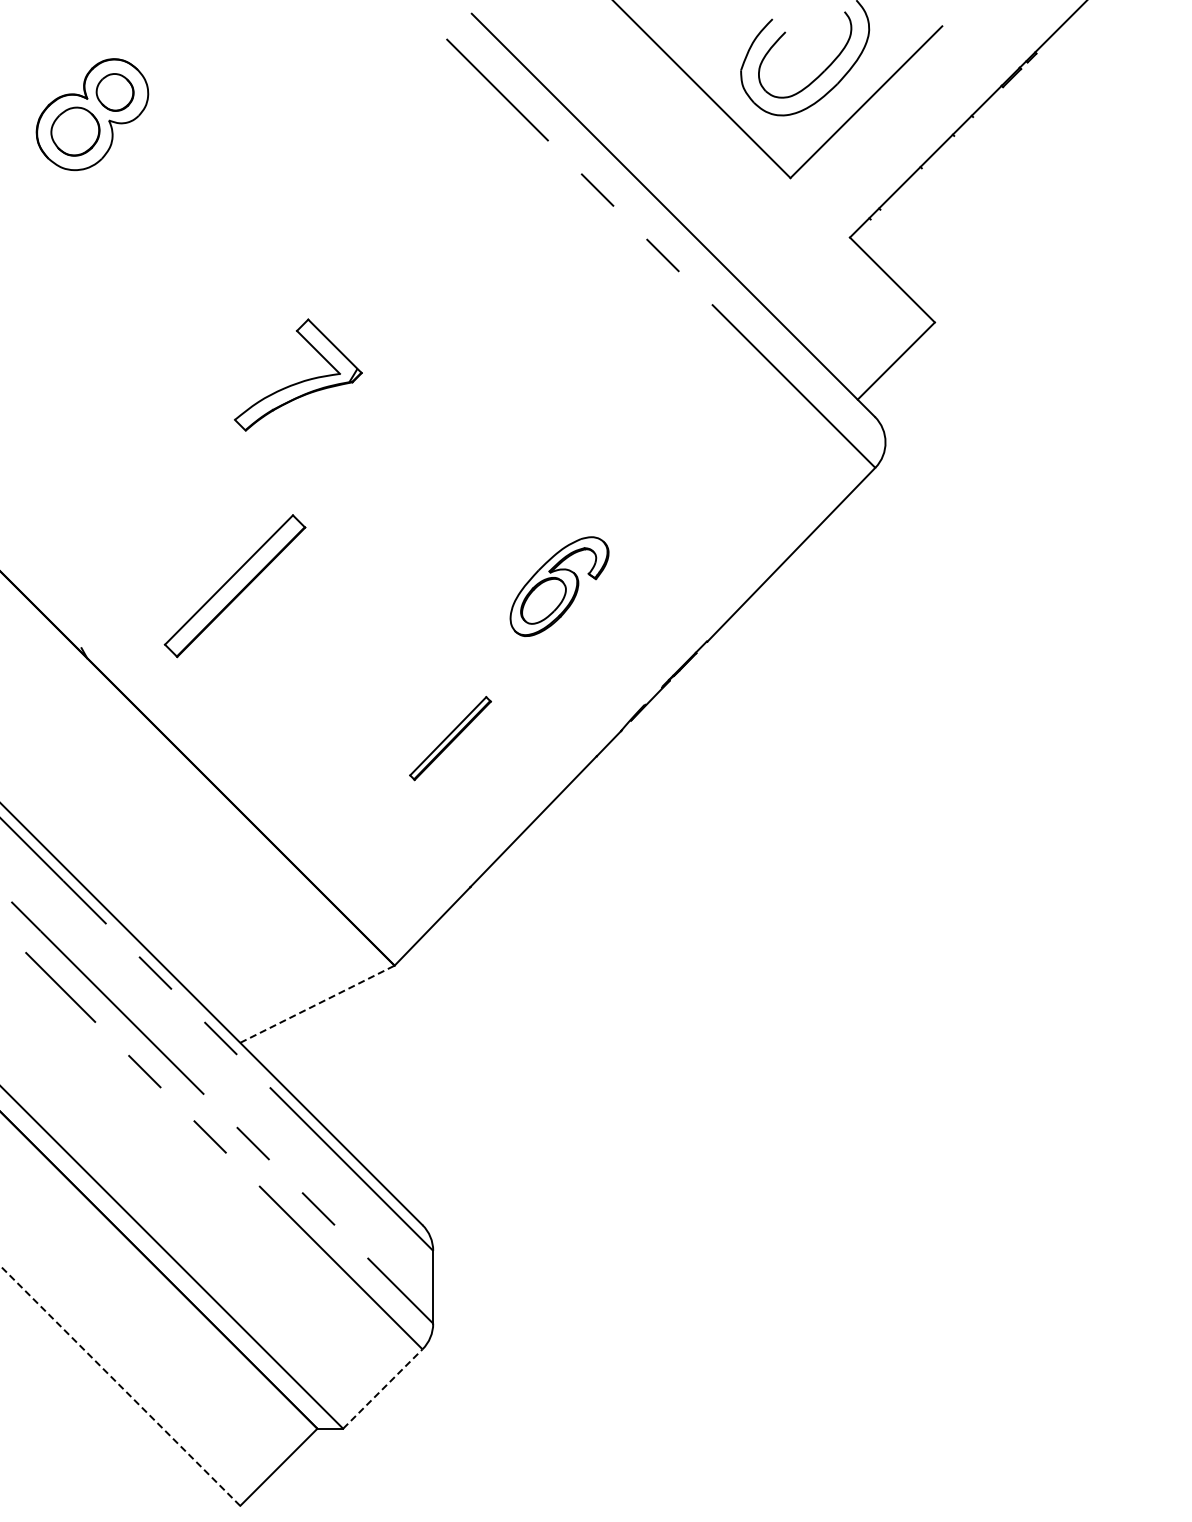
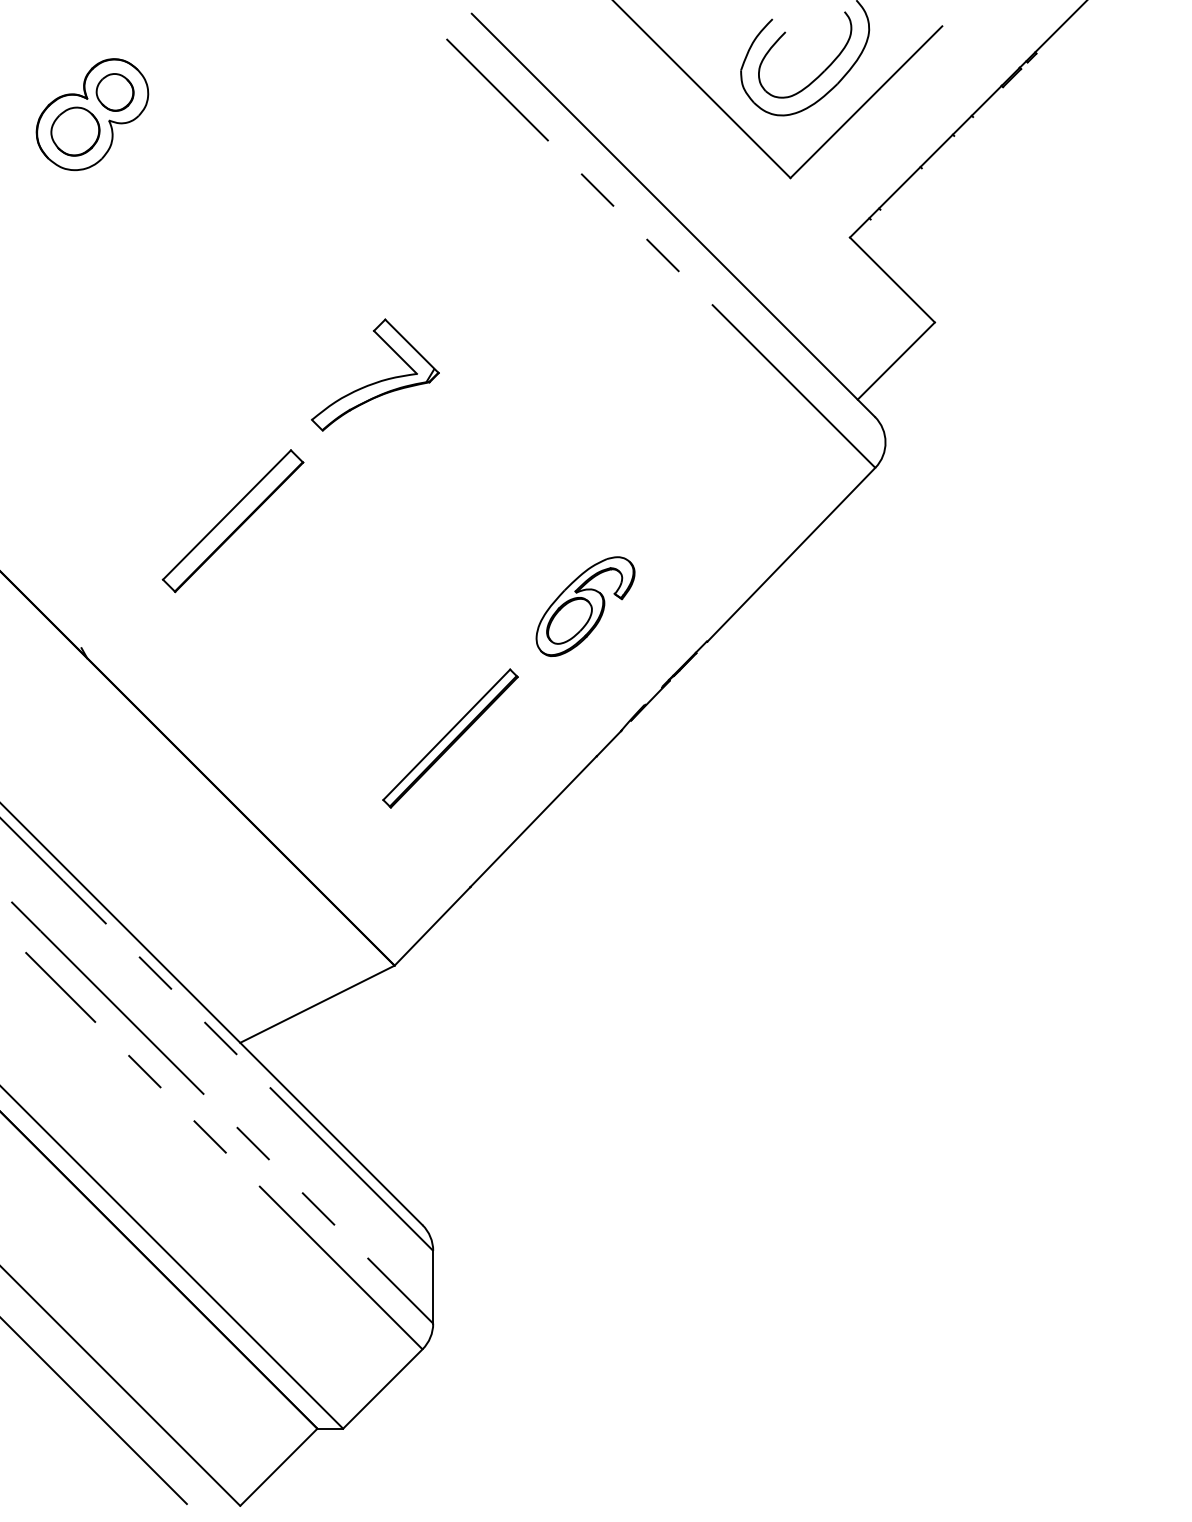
part position: (299, 381) -> (376, 381) (376, 381)
part position: (234, 586) -> (232, 521) (232, 521)
part position: (559, 586) -> (585, 606) (585, 606)
part size: 83x86 px -> 137x141 px (450, 738)
line: dashed -> solid (317, 1004)
line: dashed -> solid (120, 1385)
line: dashed -> solid (383, 1388)
line: none -> present (94, 1411)
